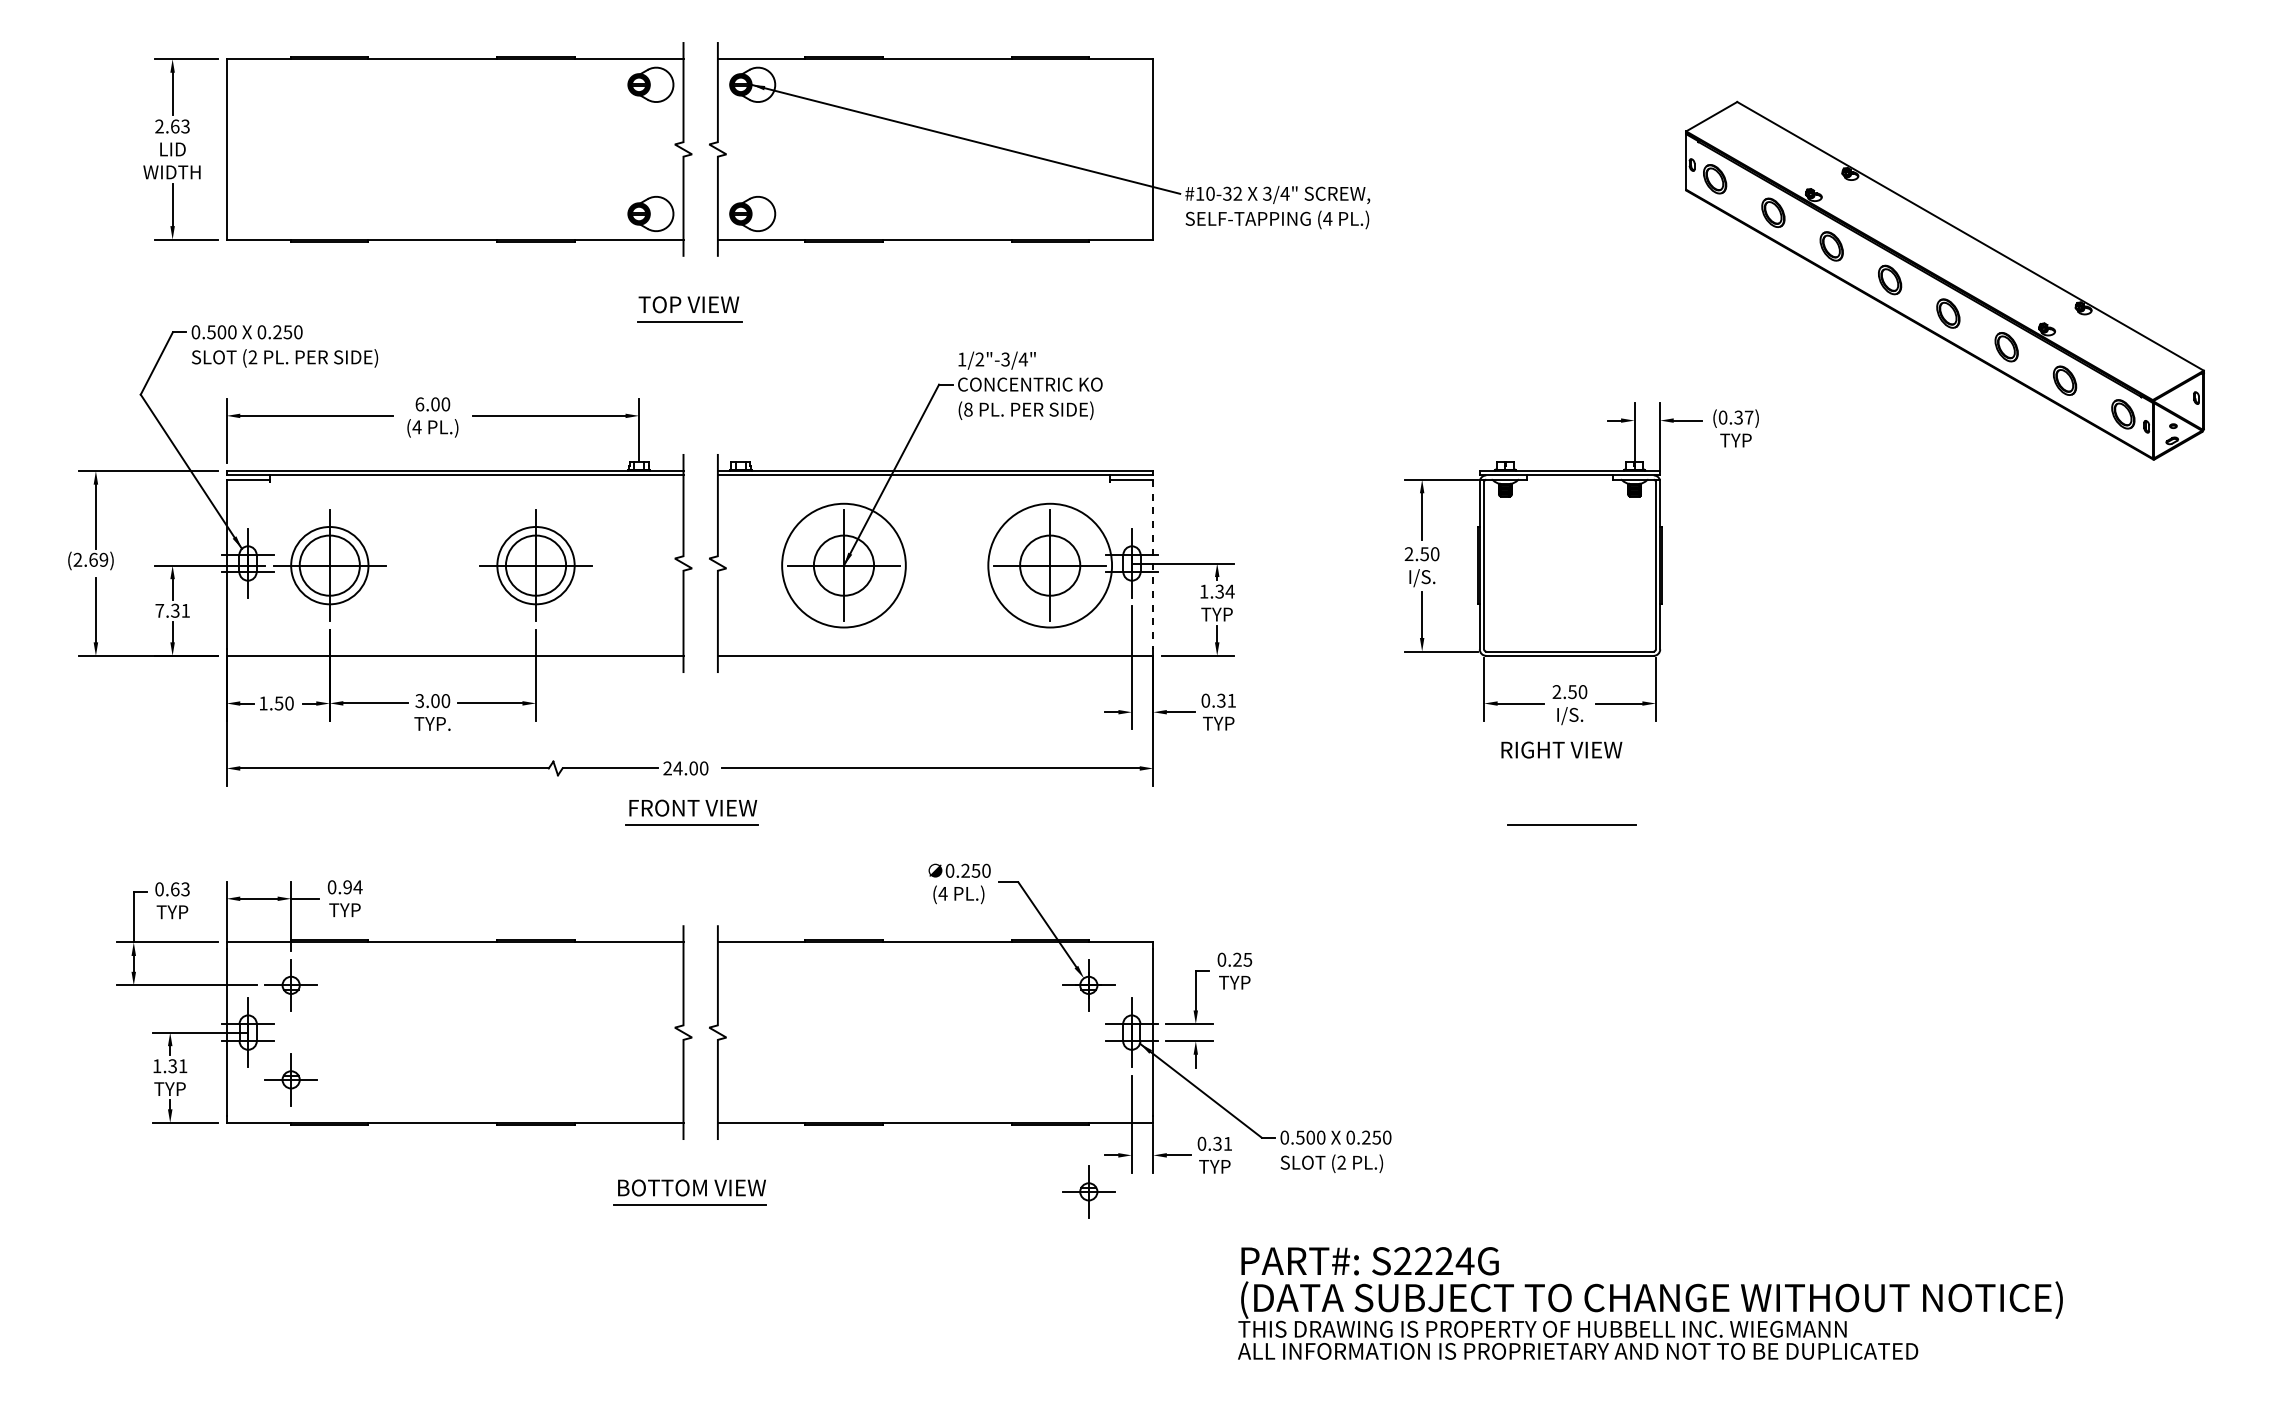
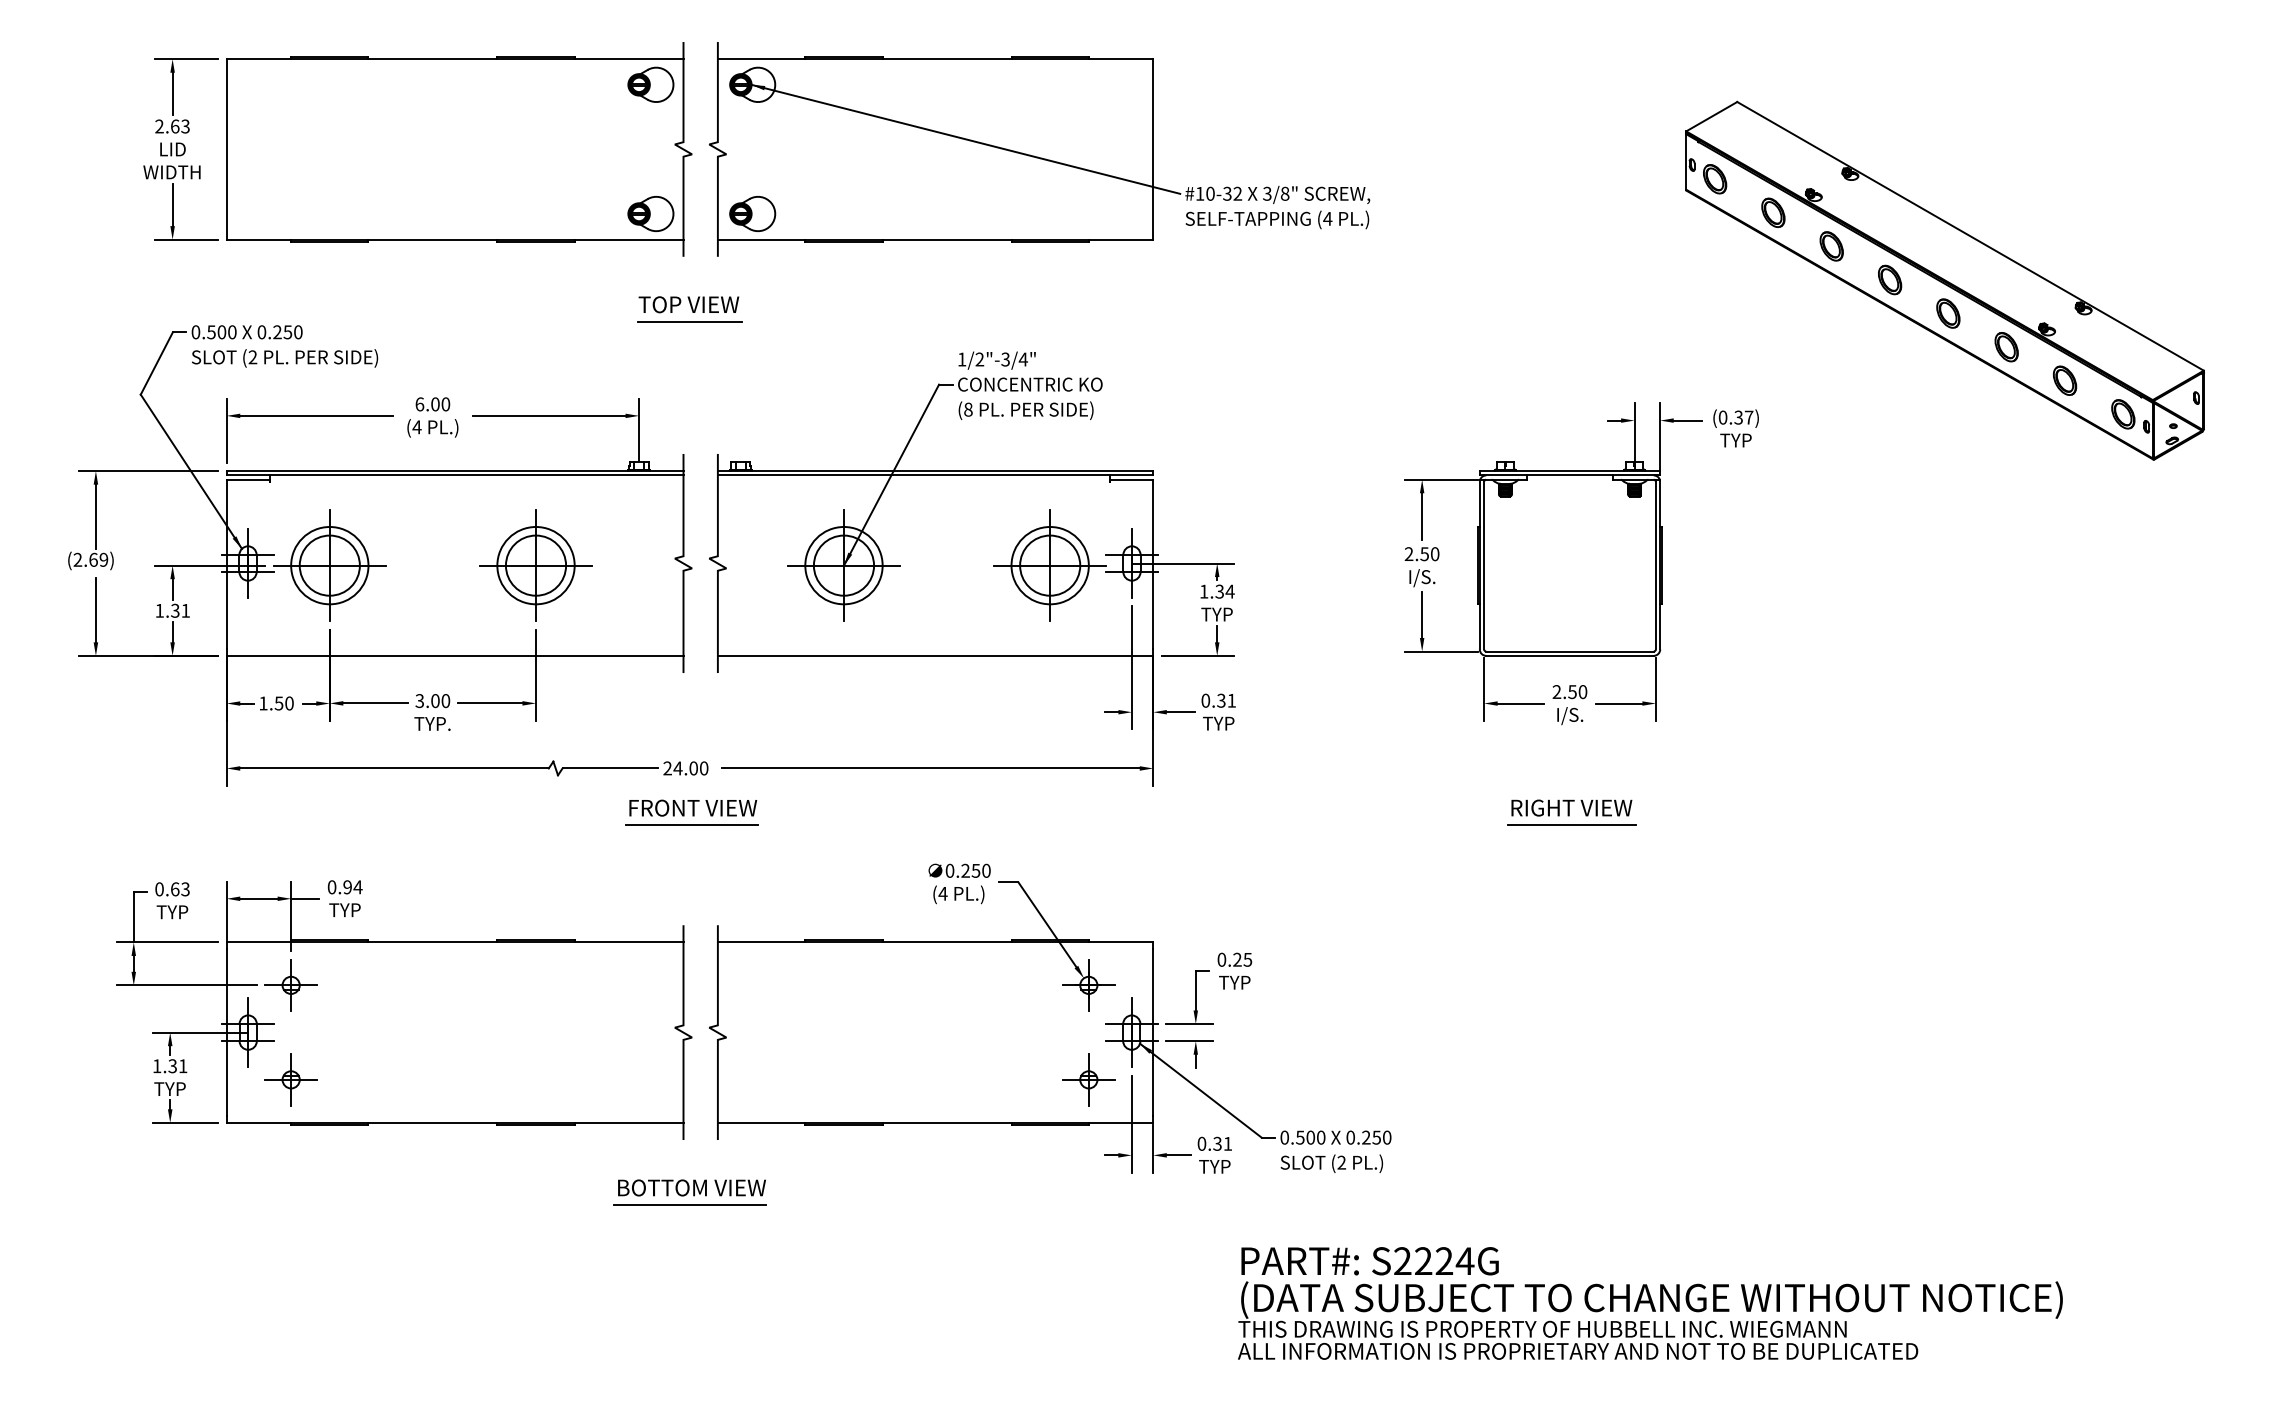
text: 3/4" -> 3/8" (1284, 193)
line: dashed -> solid (1153, 564)
circle diameter: 124 px -> 77 px (843, 565)
circle diameter: 124 px -> 77 px (1049, 565)
text: 7.31 -> 1.31 (159, 610)
text position: (1561, 749) -> (1571, 807) (1571, 807)
part position: (1088, 1191) -> (1088, 1079) (1088, 1079)
